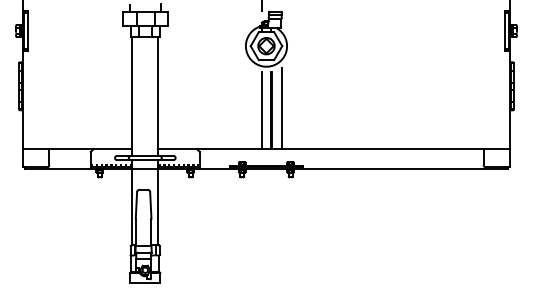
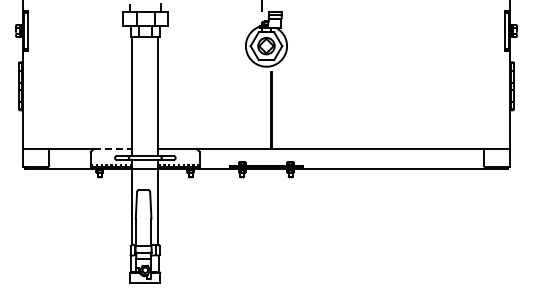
line: present -> none (282, 107)
line: present -> none (262, 110)
line: solid -> dashed (113, 148)
